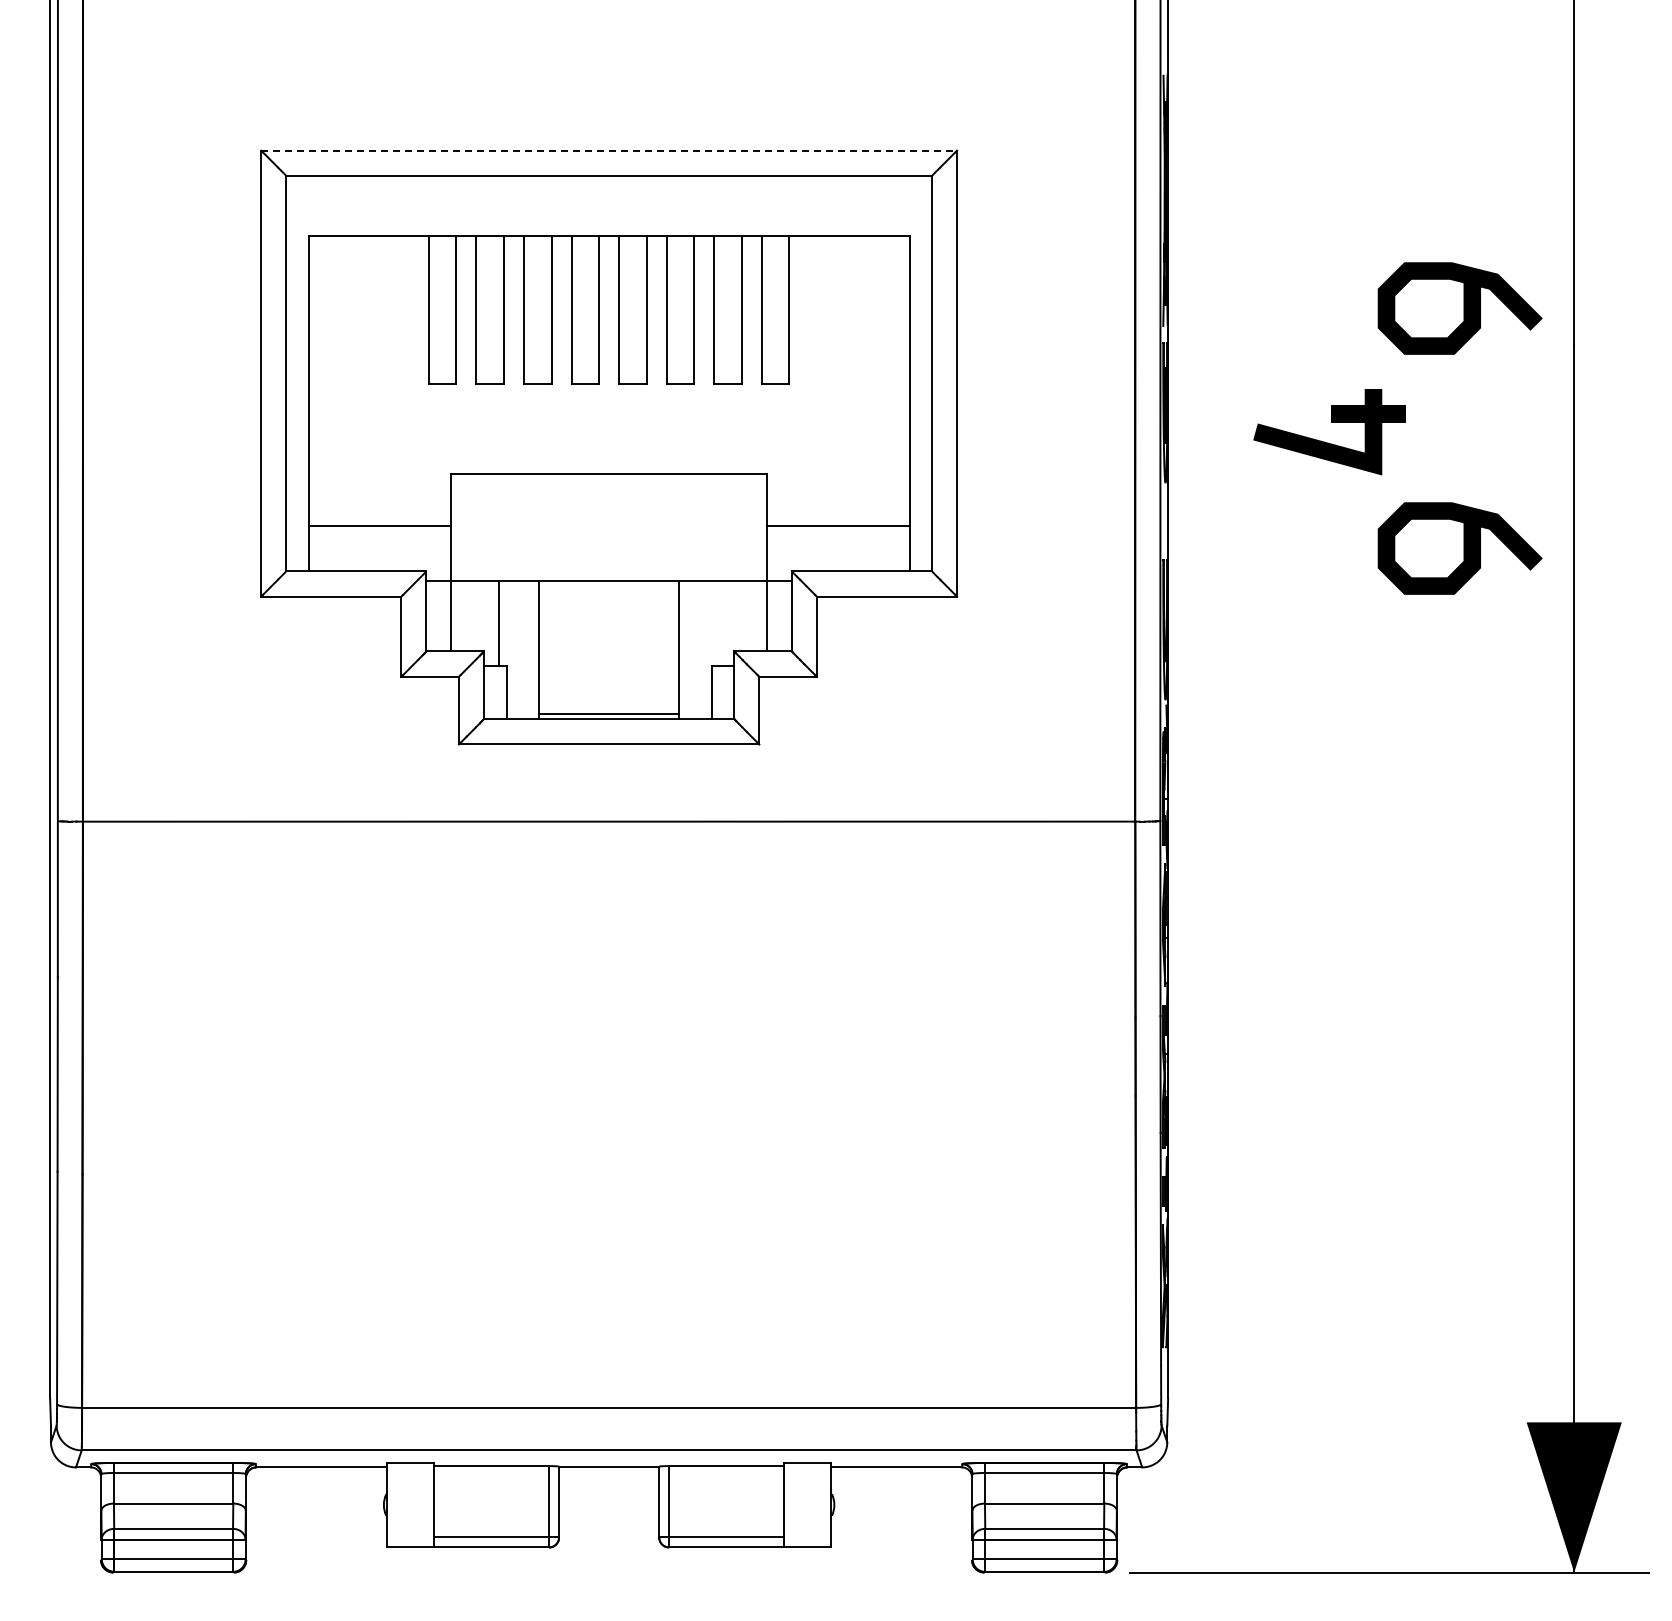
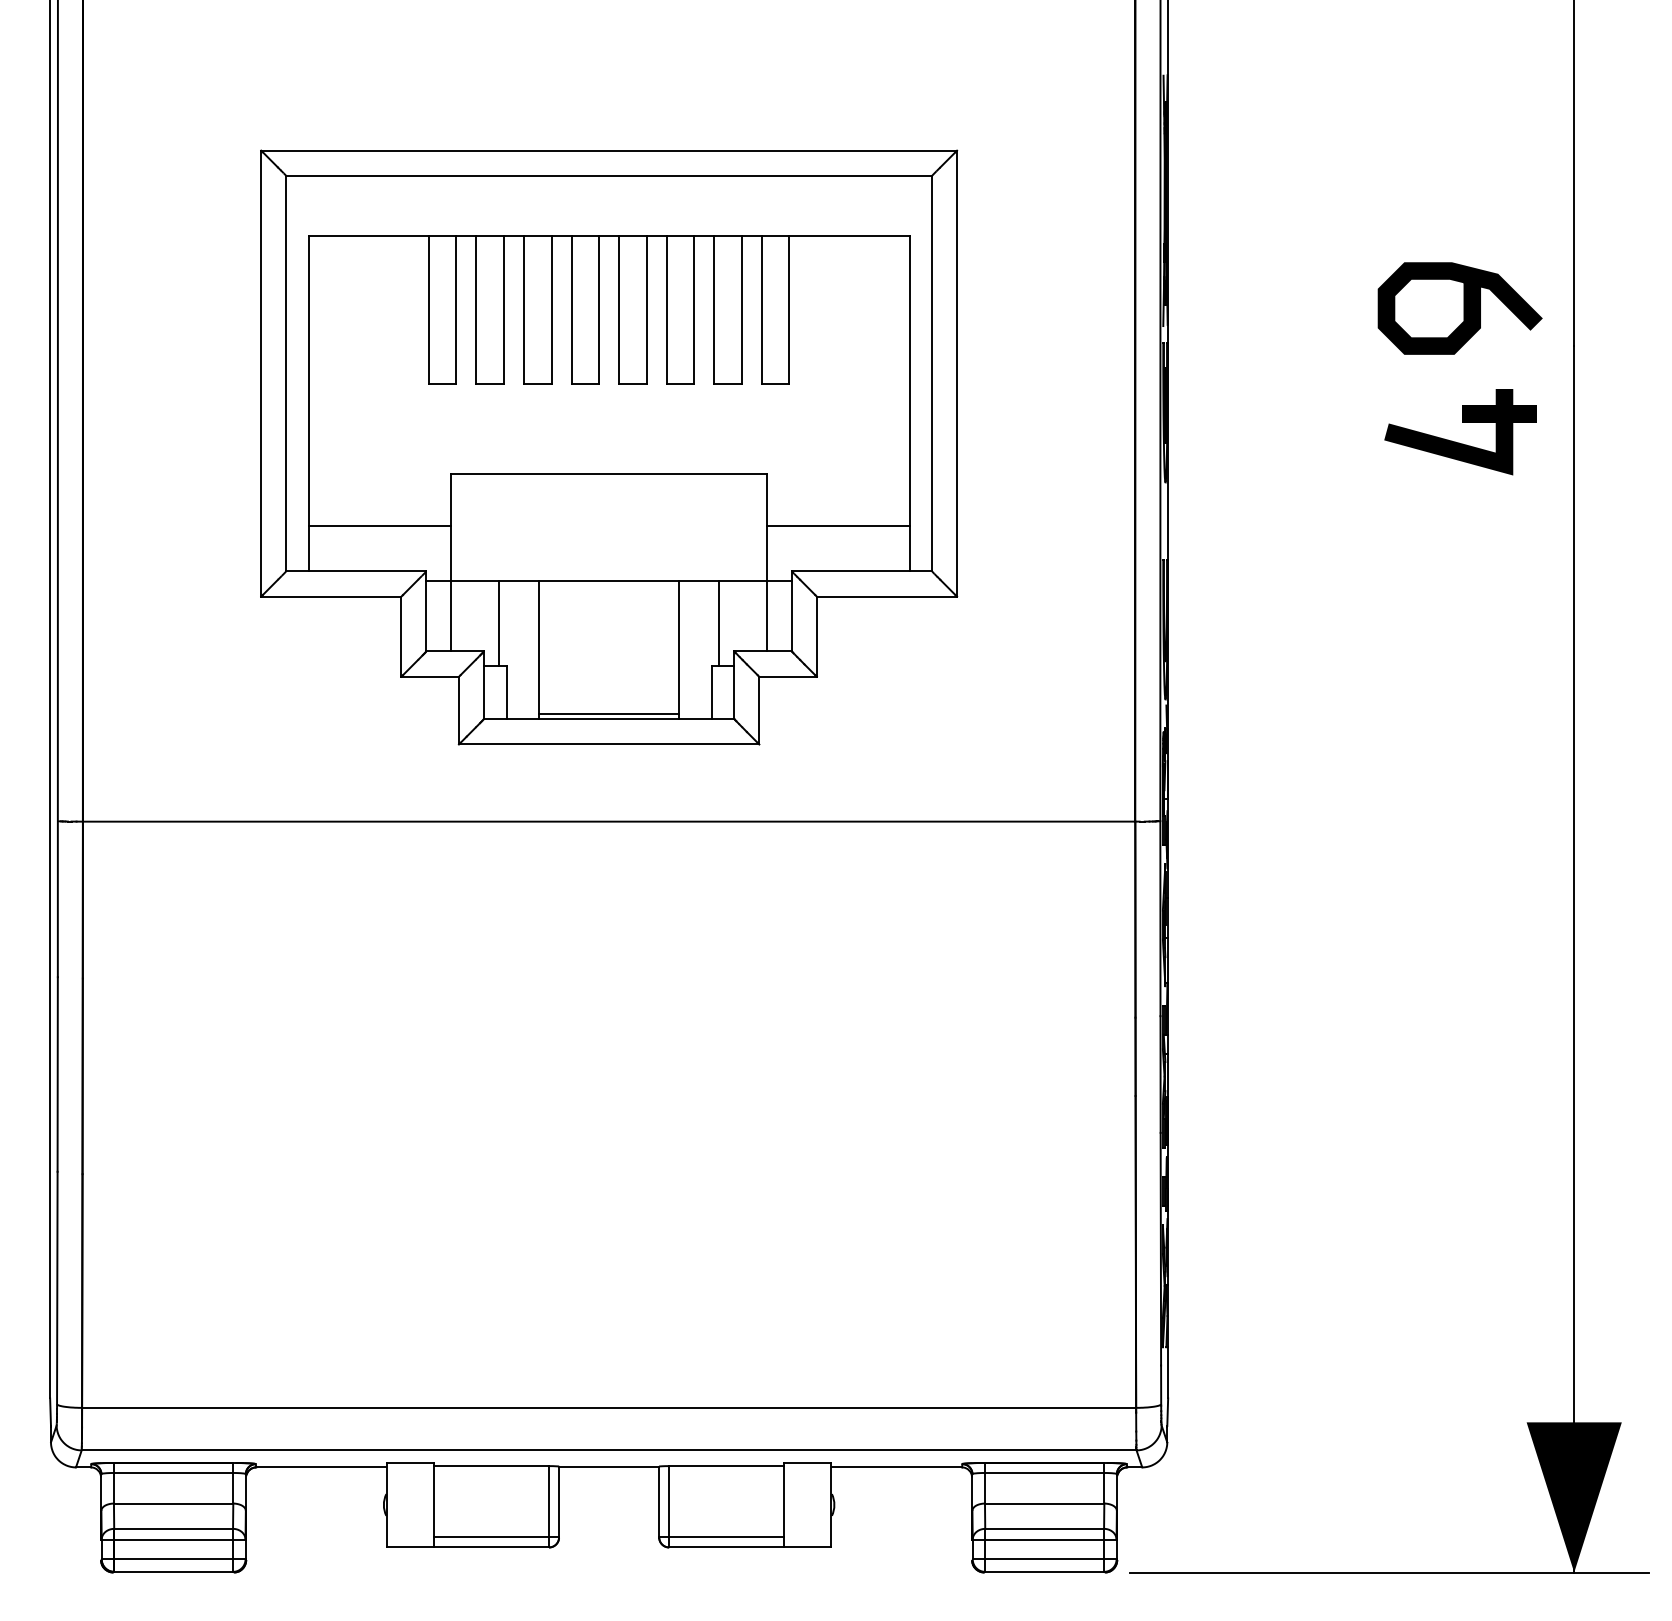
line: dashed -> solid (609, 150)
part position: (1328, 442) -> (1459, 442) (1459, 442)
curve: present -> none (1463, 548)
line: none -> present (719, 623)
